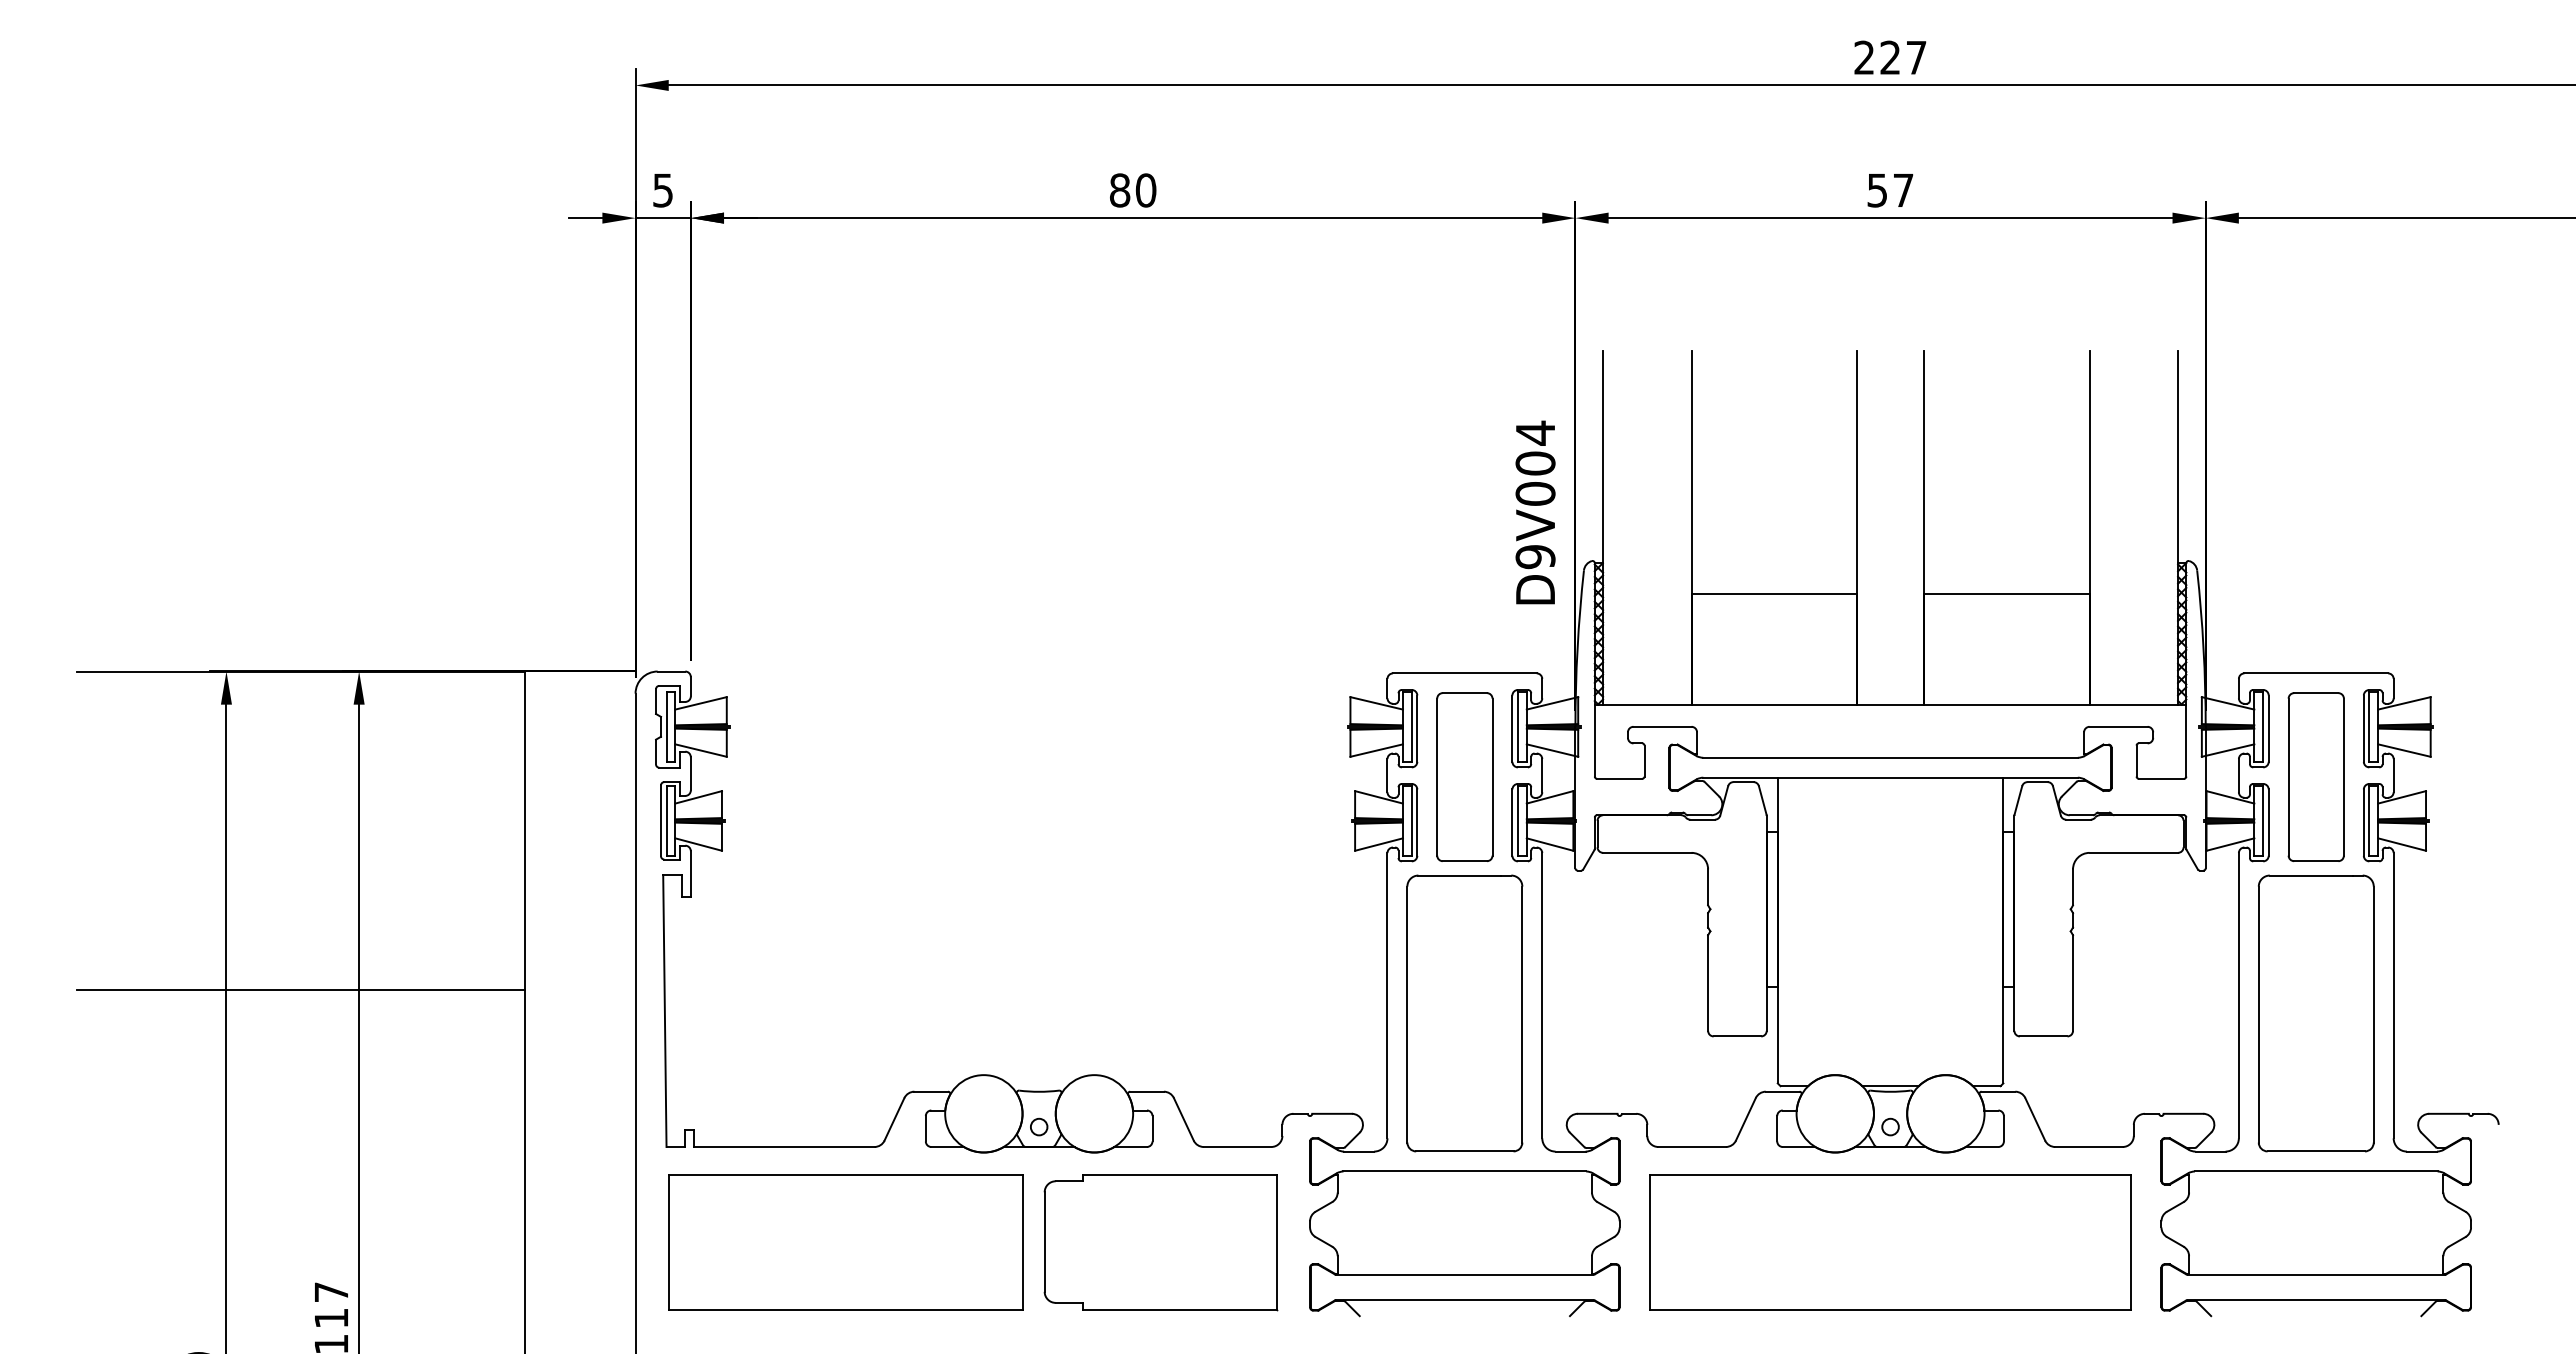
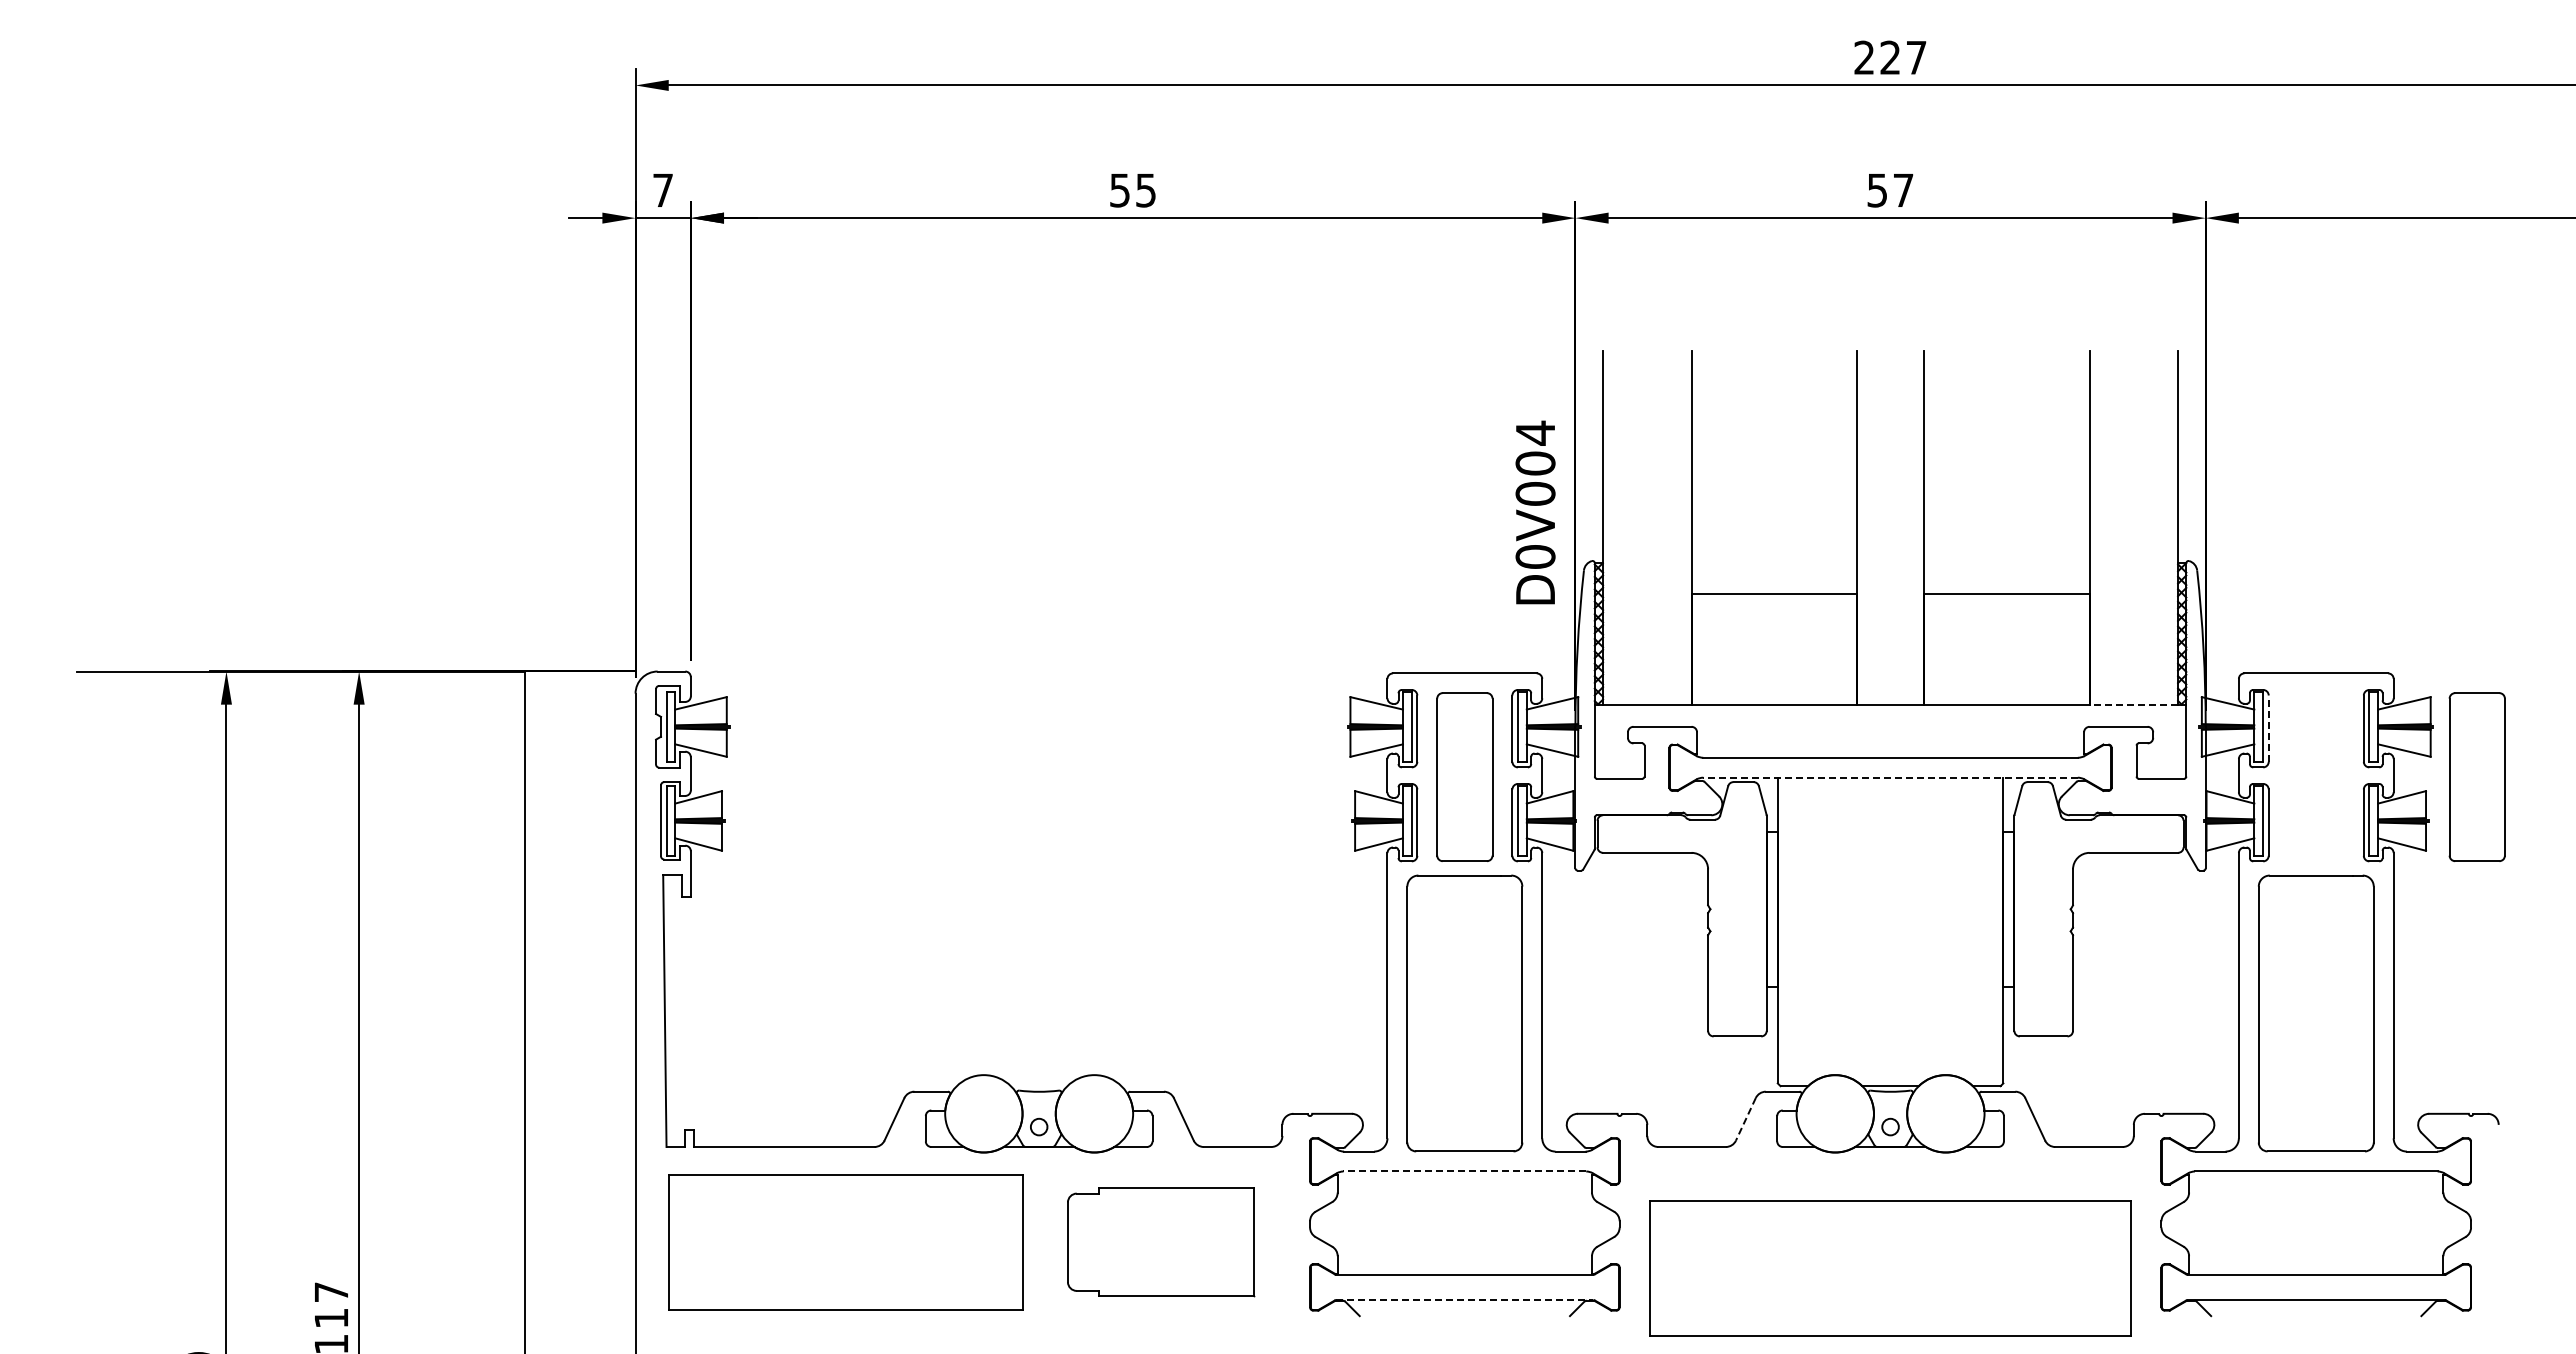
text: 5 -> 7 (662, 190)
text: 80 -> 55 (1133, 190)
text: D9V004 -> D0V004 (1535, 557)
line: solid -> dashed (2133, 704)
line: solid -> dashed (2268, 728)
part position: (2315, 776) -> (2476, 776) (2476, 776)
line: solid -> dashed (1890, 777)
line: present -> none (301, 989)
line: solid -> dashed (1745, 1119)
line: solid -> dashed (1464, 1171)
part size: 236x138 px -> 189x111 px (1161, 1242)
part position: (1890, 1242) -> (1890, 1268) (1890, 1268)
line: solid -> dashed (1464, 1300)
